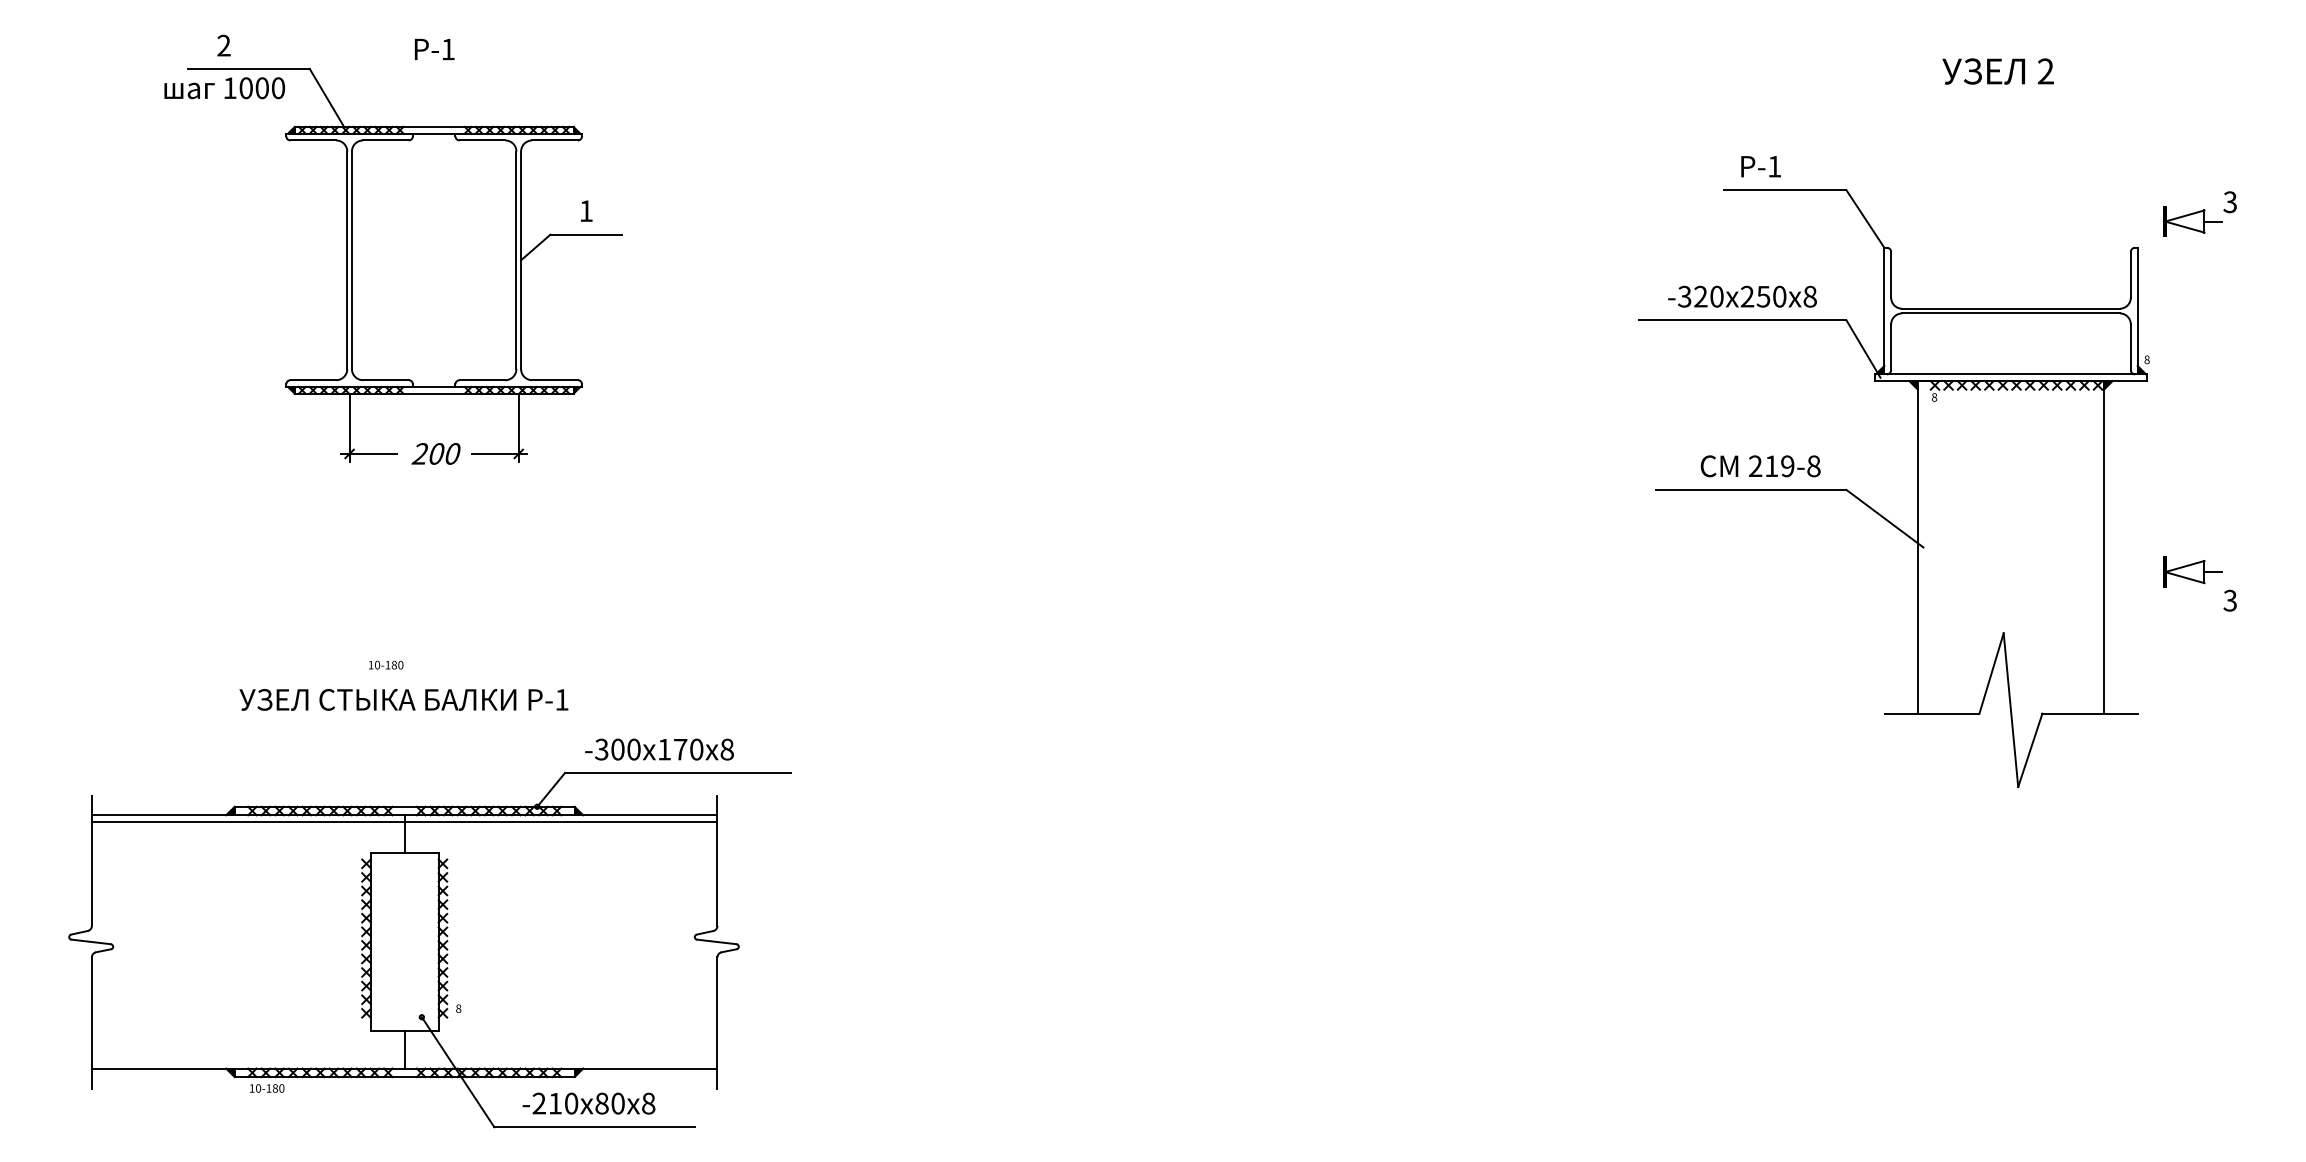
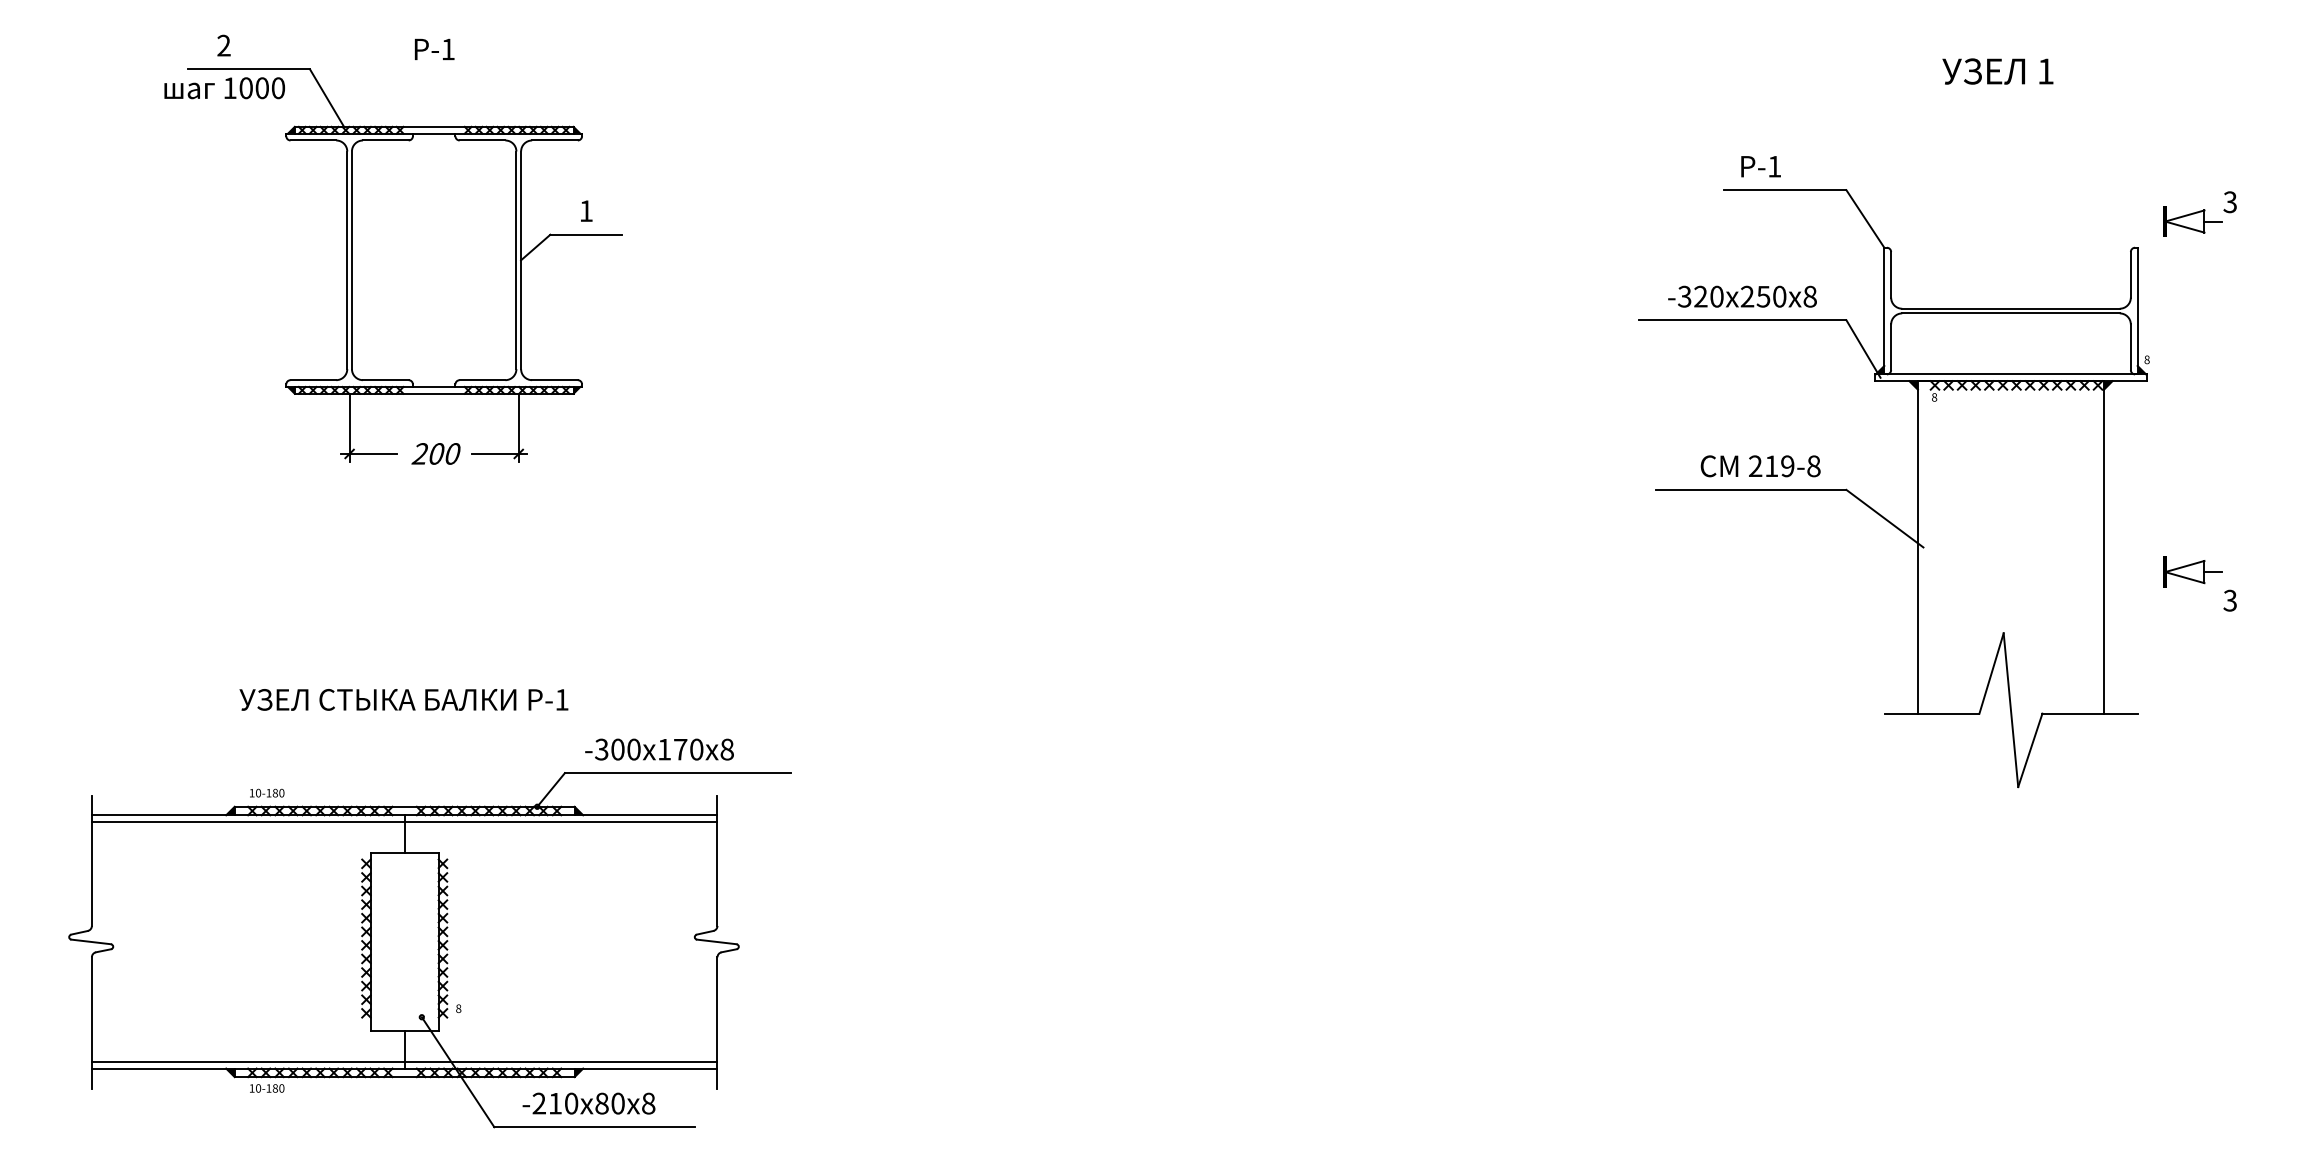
text: 2 -> 1 (2045, 71)
text position: (386, 664) -> (267, 792) (267, 792)
line: none -> present (404, 1061)
